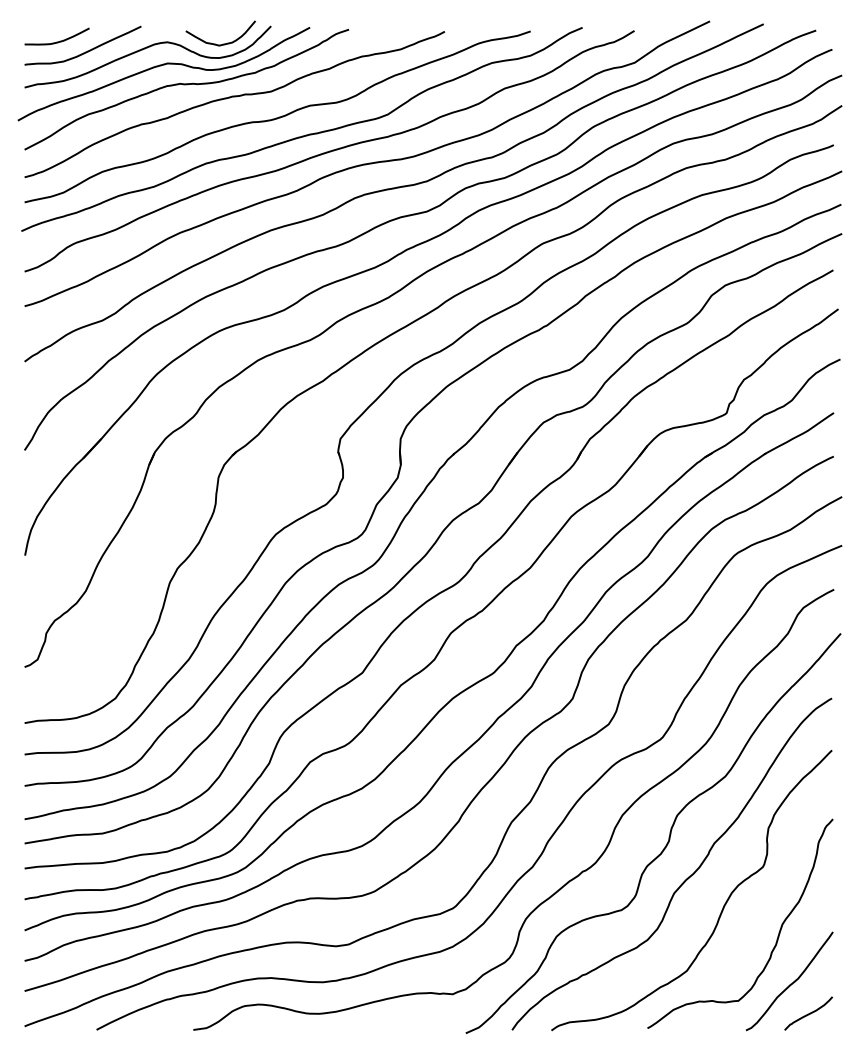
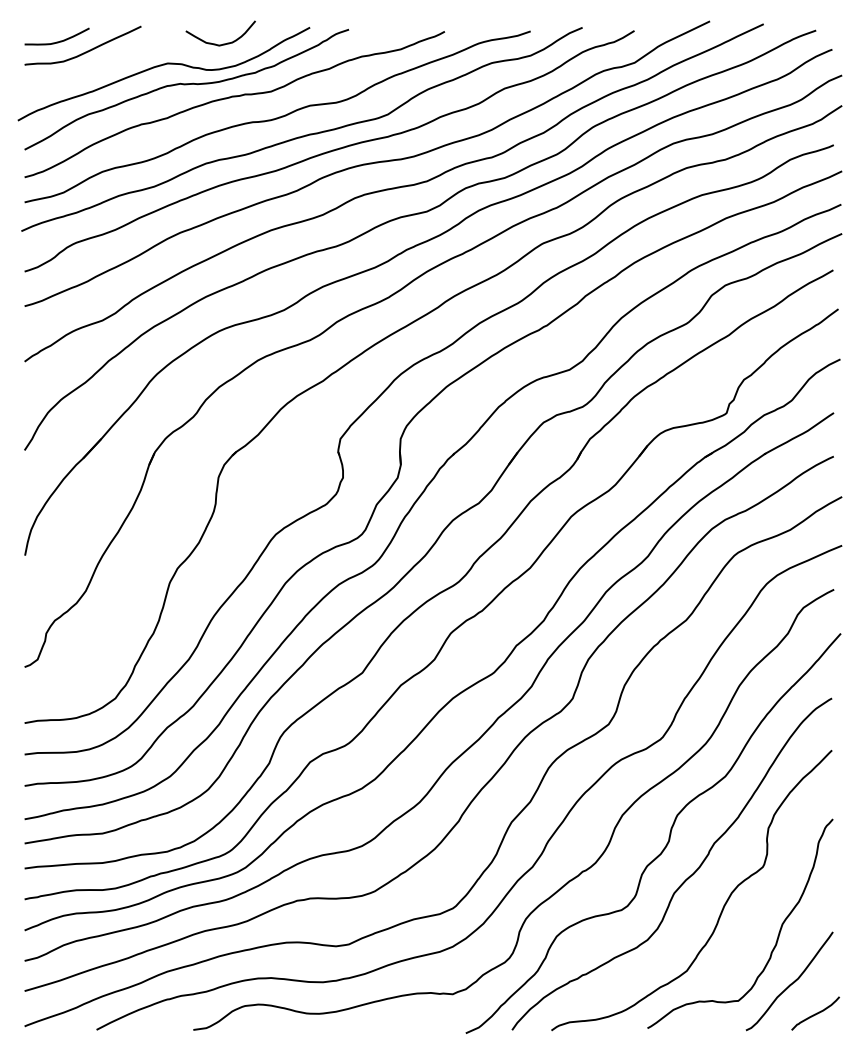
curve: present -> none (145, 49)
curve position: (808, 1013) -> (815, 1013) (815, 1013)
